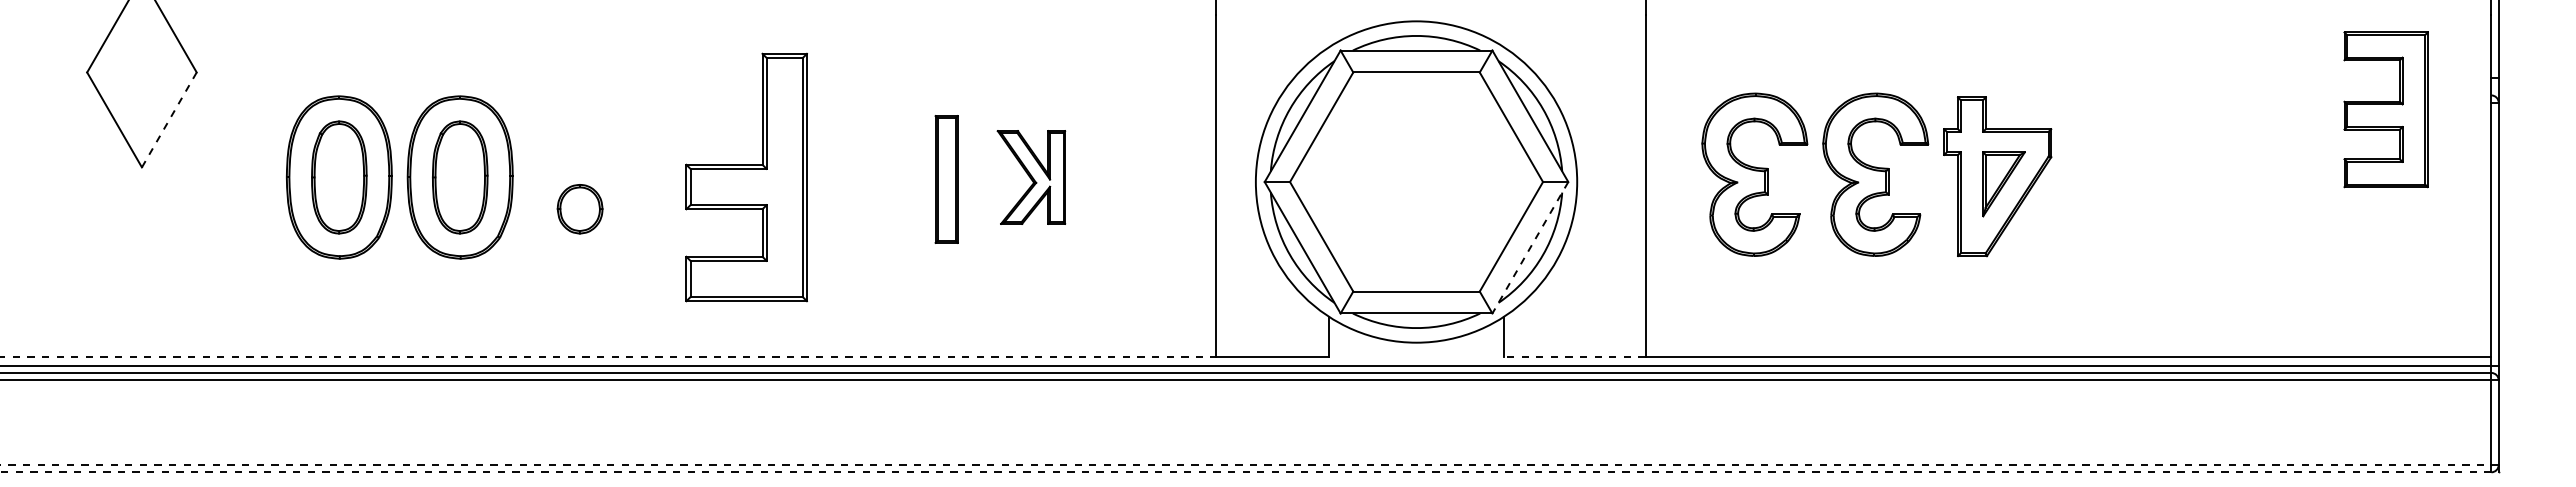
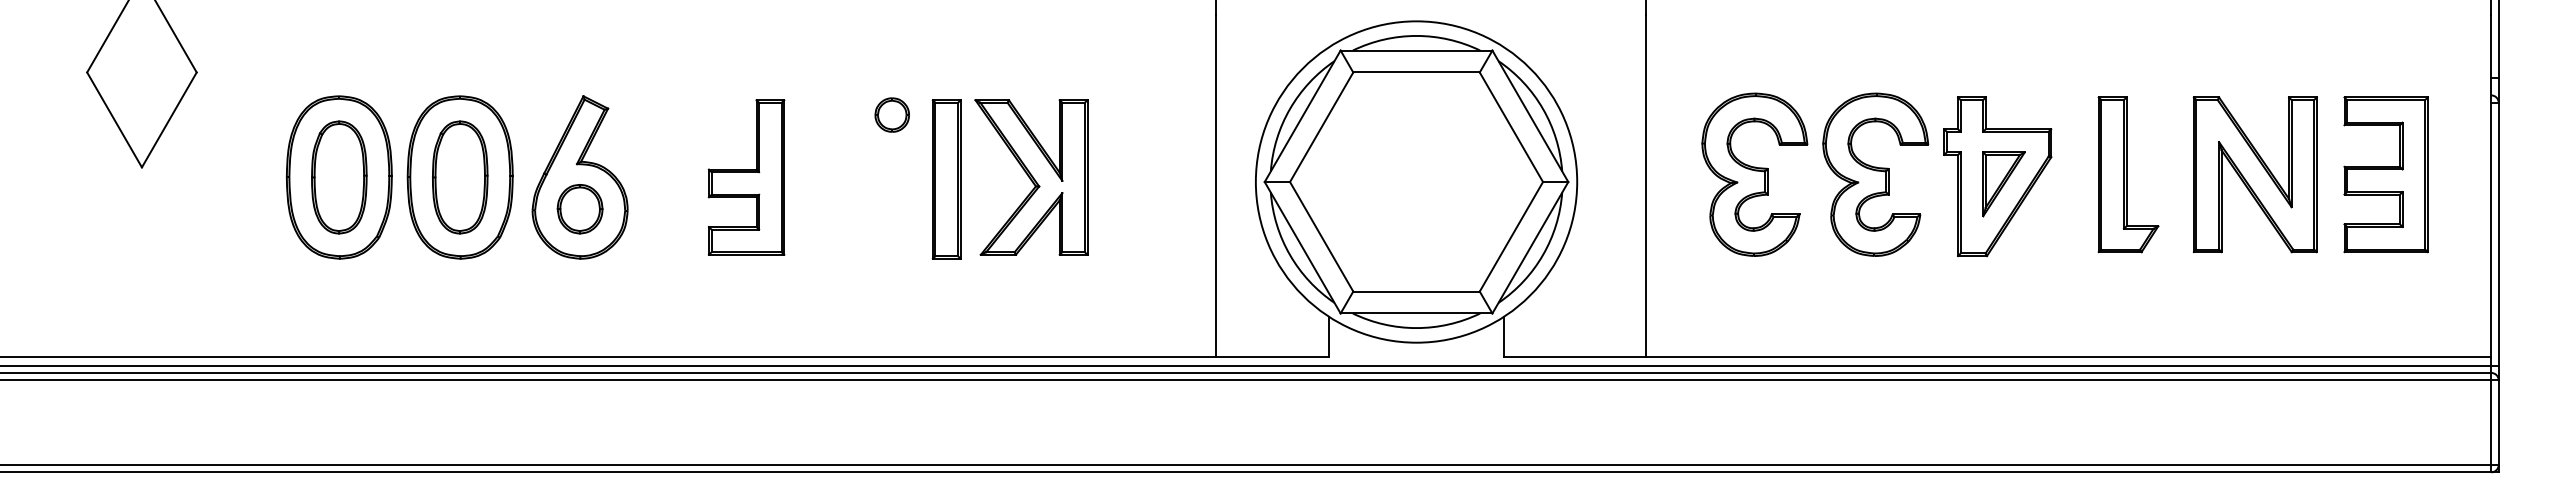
part position: (2385, 109) -> (2385, 174) (2385, 174)
part: none -> present (891, 114)
line: dashed -> solid (169, 119)
part: none -> present (2128, 174)
part: none -> present (2254, 174)
part: none -> present (579, 177)
part size: 123x251 px -> 79x157 px (746, 177)
part size: 71x95 px -> 115x157 px (1031, 177)
part size: 25x129 px -> 31x161 px (946, 179)
line: dashed -> solid (1530, 247)
line: dashed -> solid (608, 357)
line: dashed -> solid (1574, 357)
line: dashed -> solid (1246, 464)
line: dashed -> solid (1249, 472)
